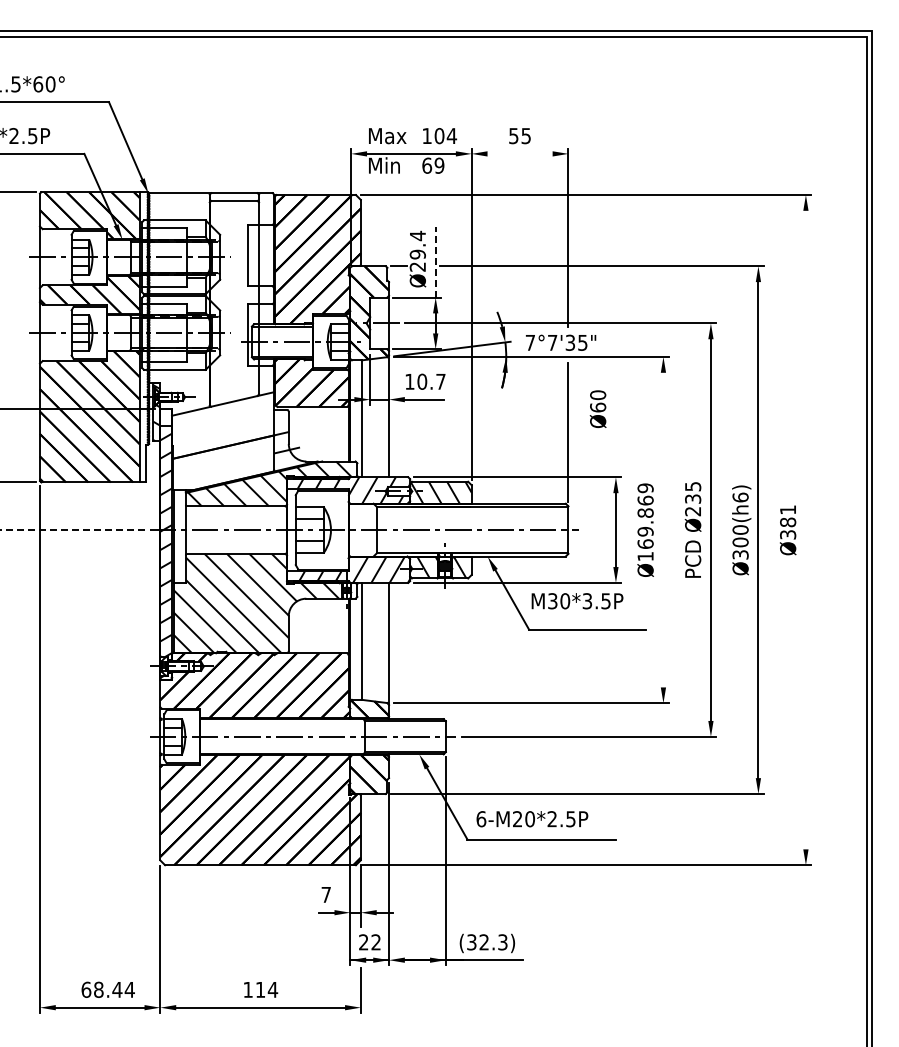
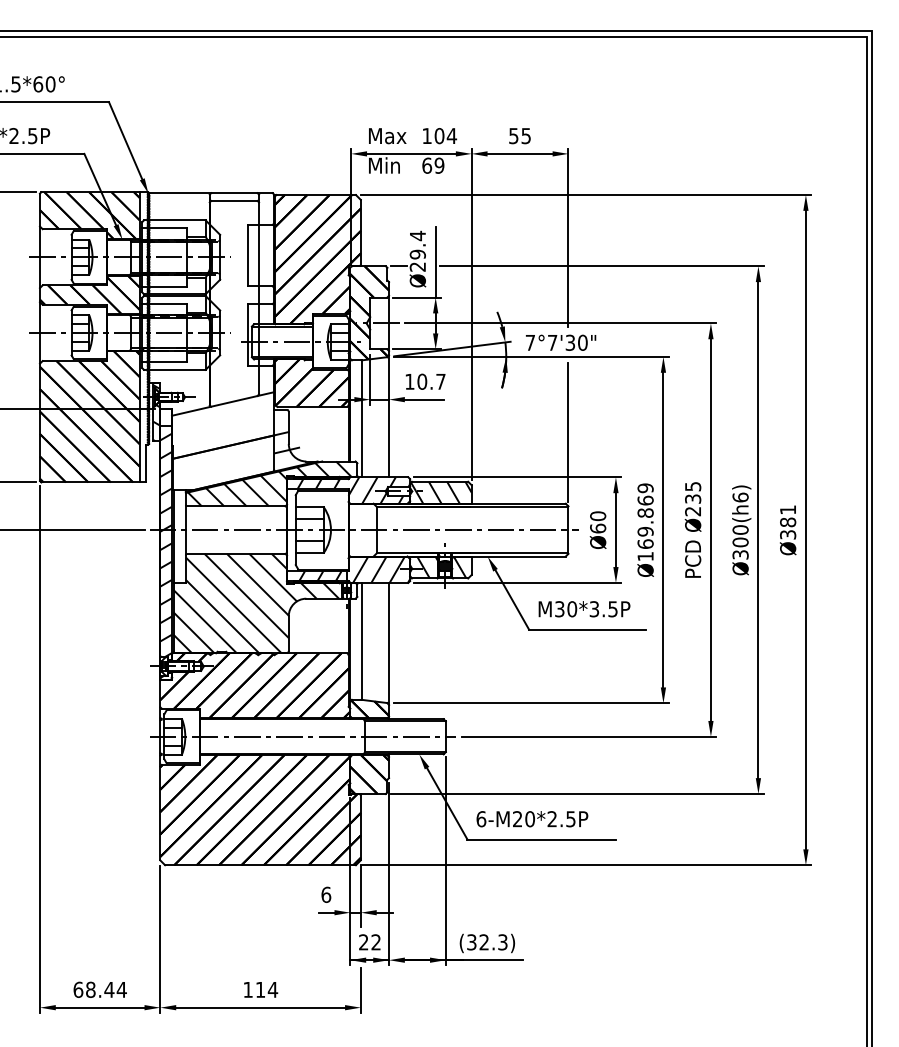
line: none -> present (519, 153)
line: dashed -> solid (435, 261)
text: 7°7'35" -> 7°7'30" (582, 342)
text position: (597, 408) -> (597, 529) (597, 529)
line: none -> present (663, 529)
line: none -> present (805, 529)
line: dashed -> solid (72, 530)
text position: (577, 601) -> (584, 609) (584, 609)
text: 7 -> 6 (326, 894)
text position: (107, 989) -> (99, 989) (99, 989)
